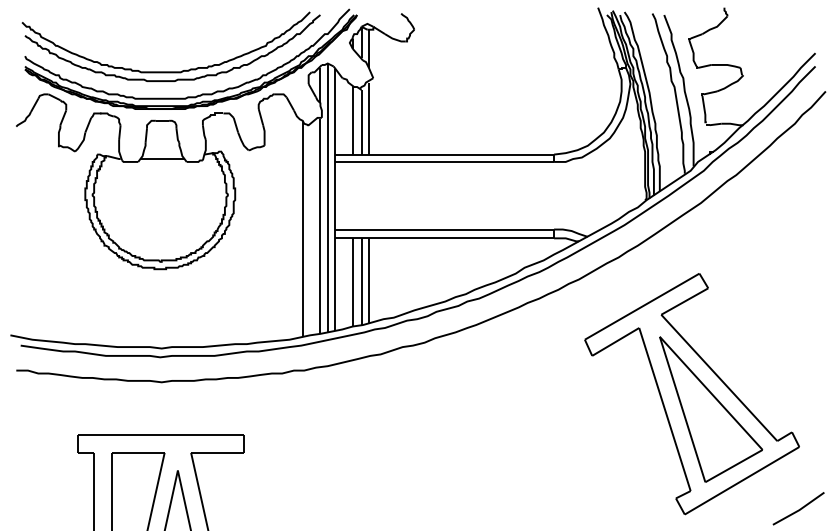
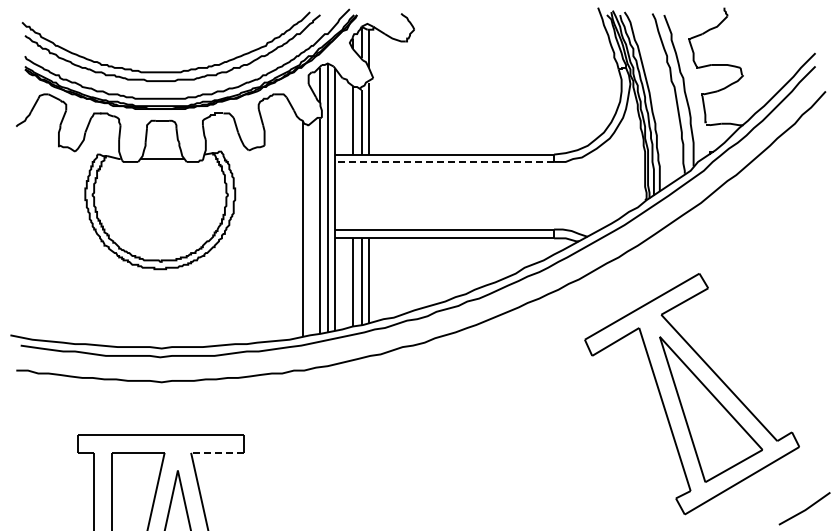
line: solid -> dashed (445, 161)
line: solid -> dashed (217, 452)
line position: (799, 508) -> (805, 508) (805, 508)
